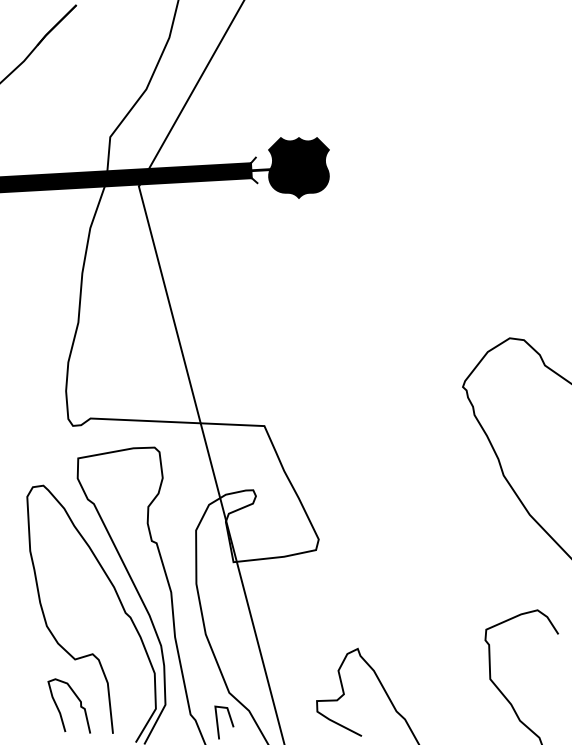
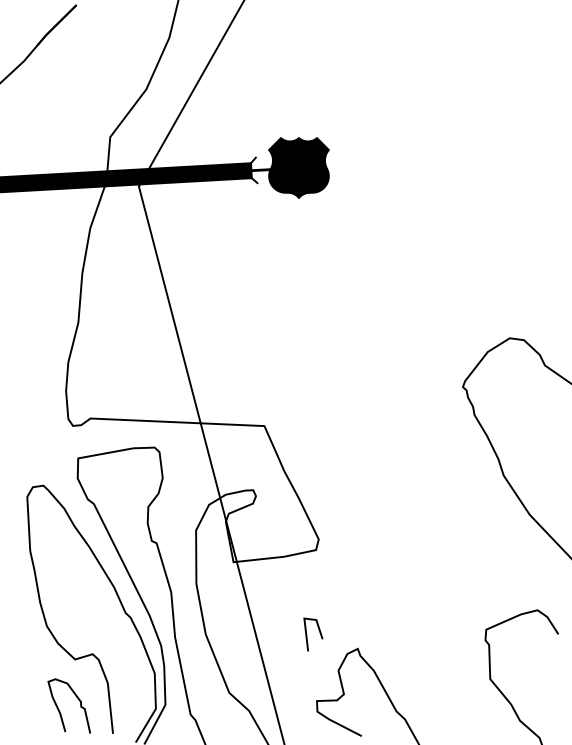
line position: (218, 722) -> (307, 634) (307, 634)
